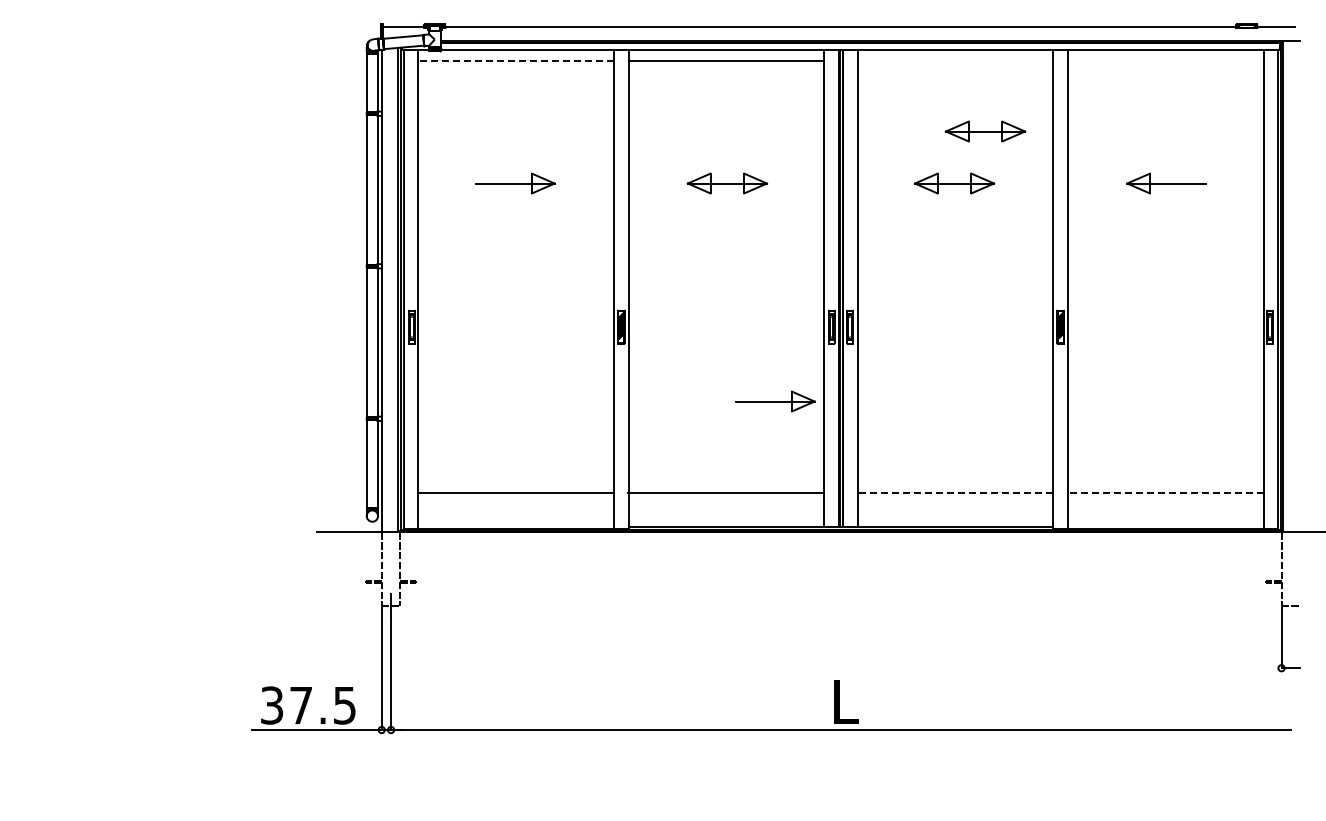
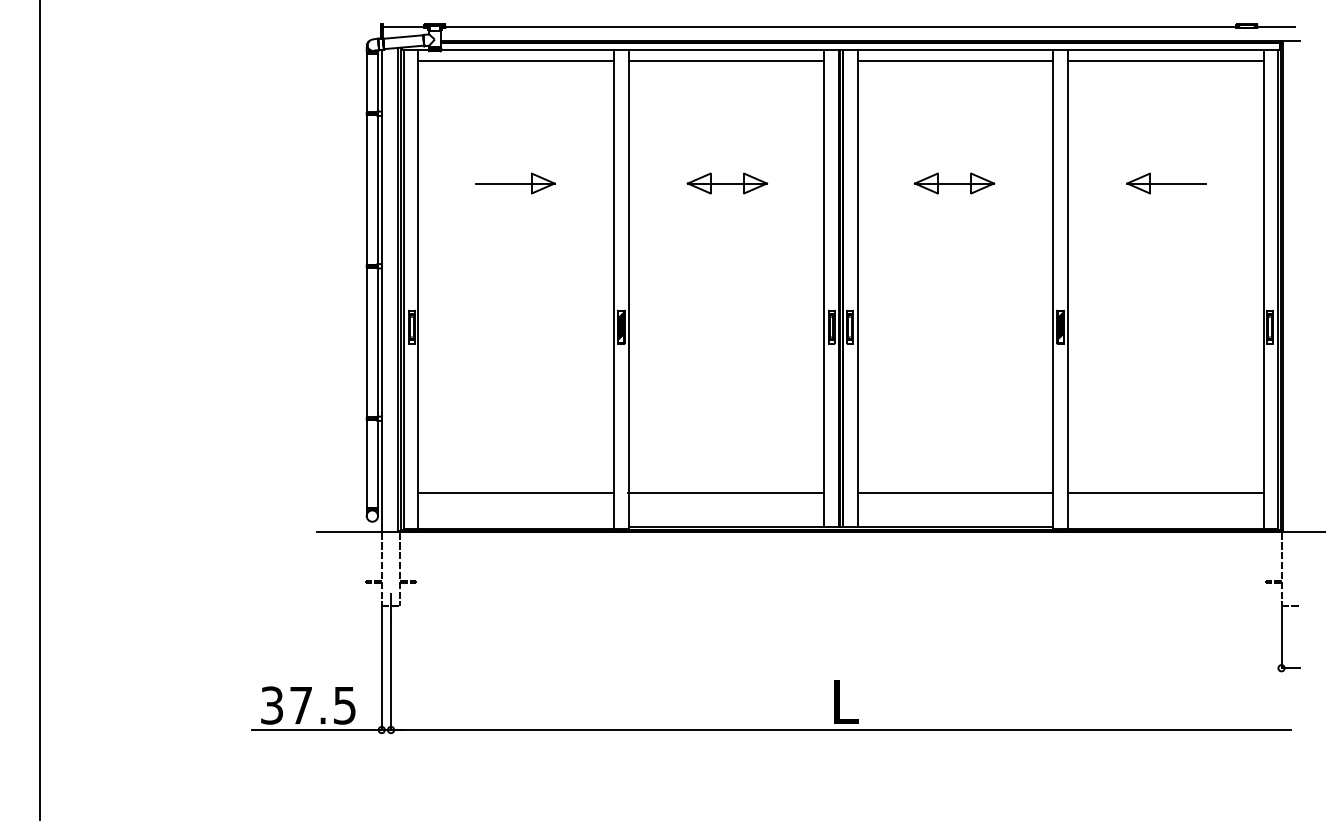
line: dashed -> solid (516, 60)
line: none -> present (955, 60)
line: none -> present (1165, 60)
part: present -> none (985, 131)
part: present -> none (775, 401)
line: none -> present (39, 409)
line: dashed -> solid (955, 493)
line: dashed -> solid (1165, 493)
